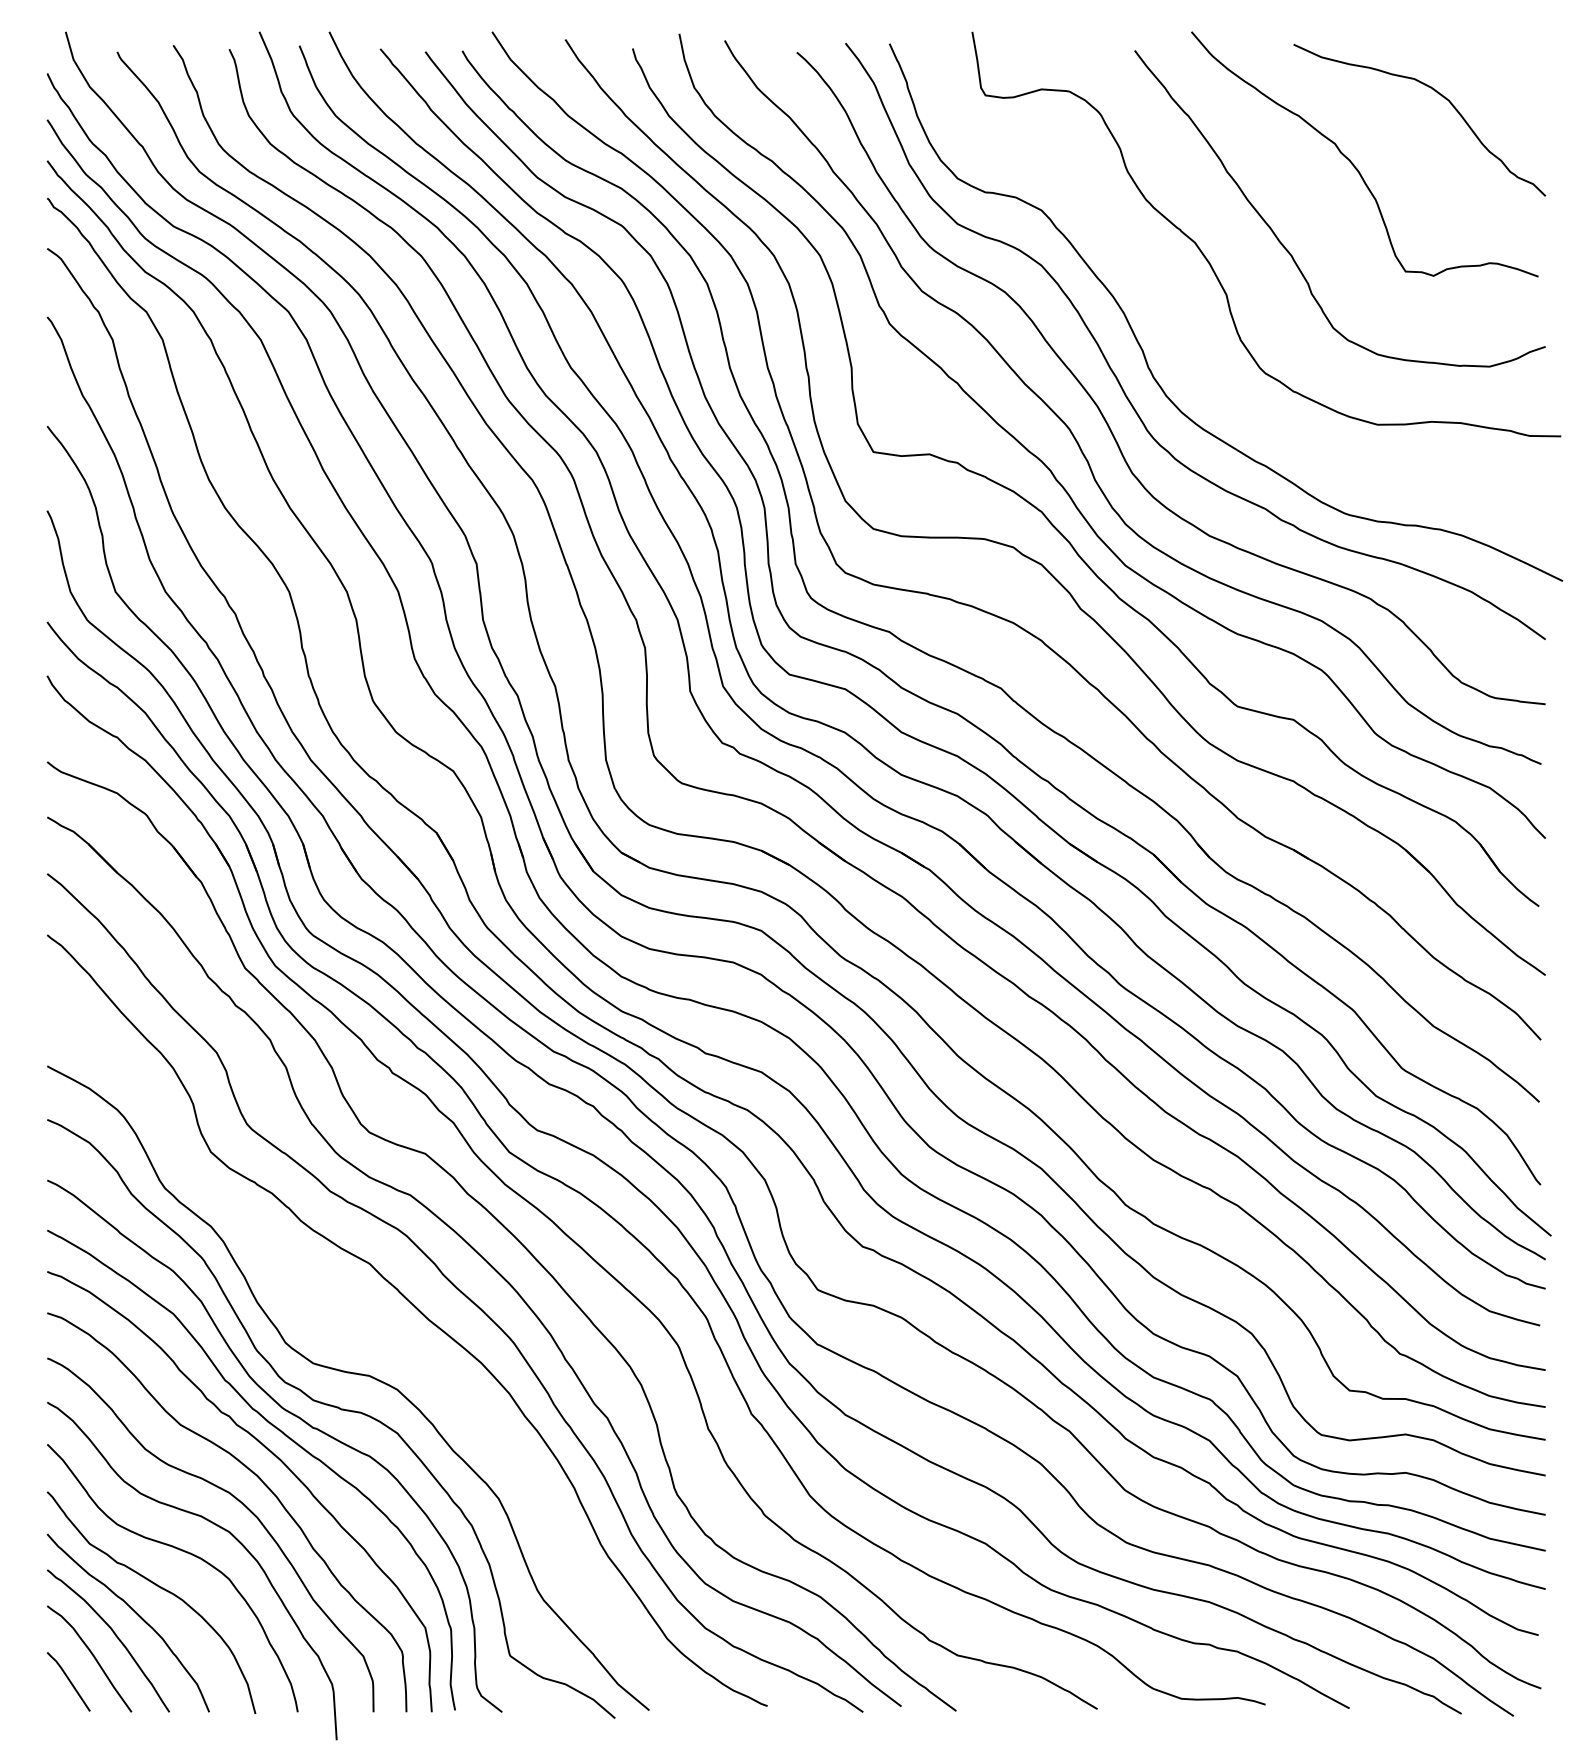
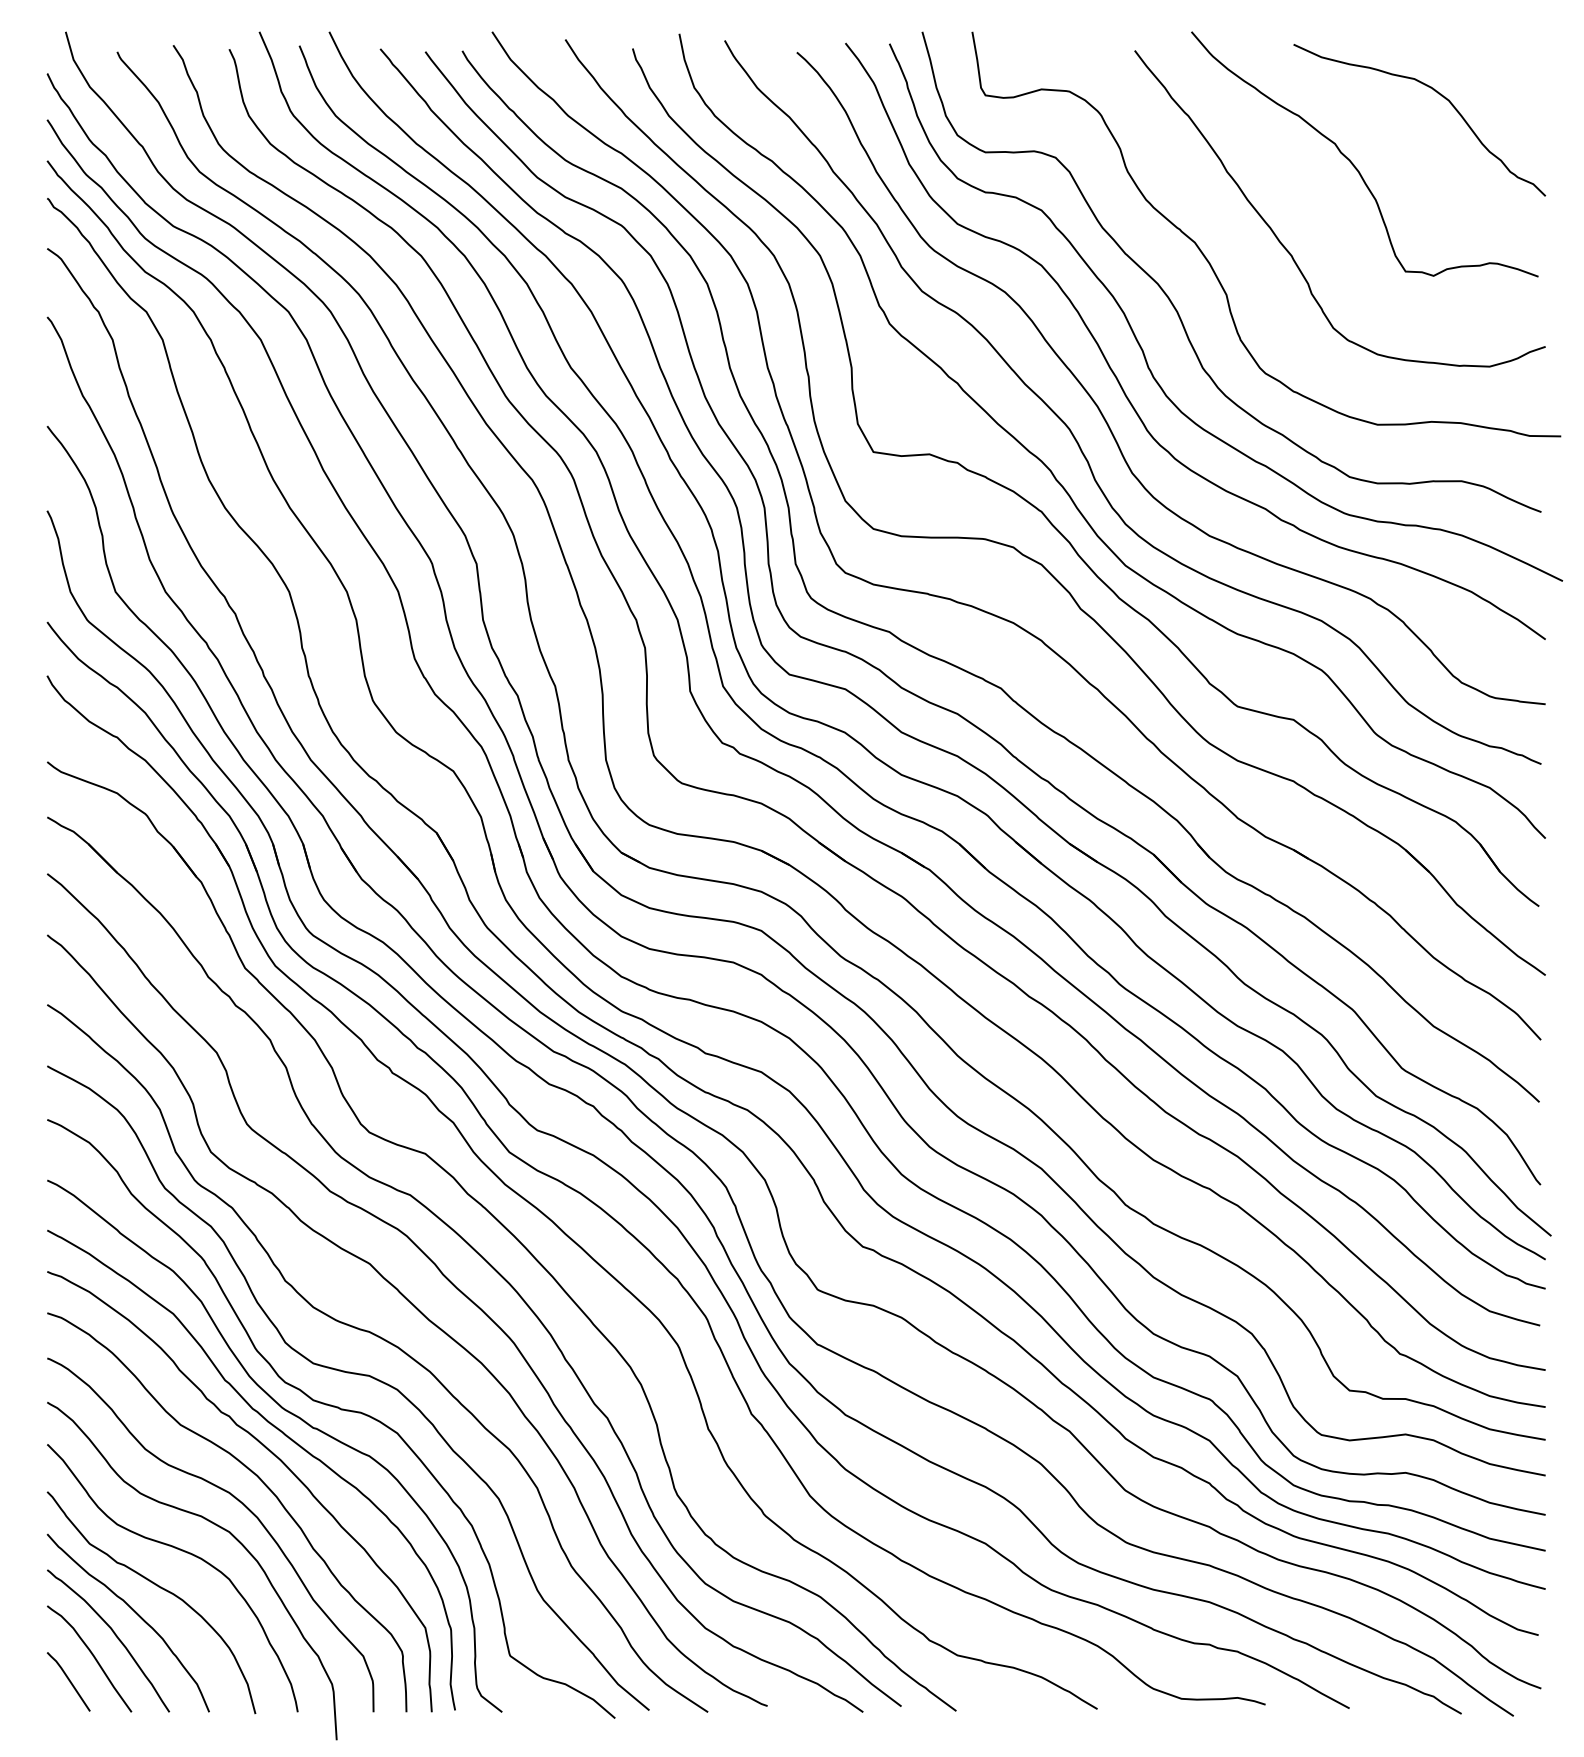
curve: none -> present (1173, 303)
curve: none -> present (388, 1343)
